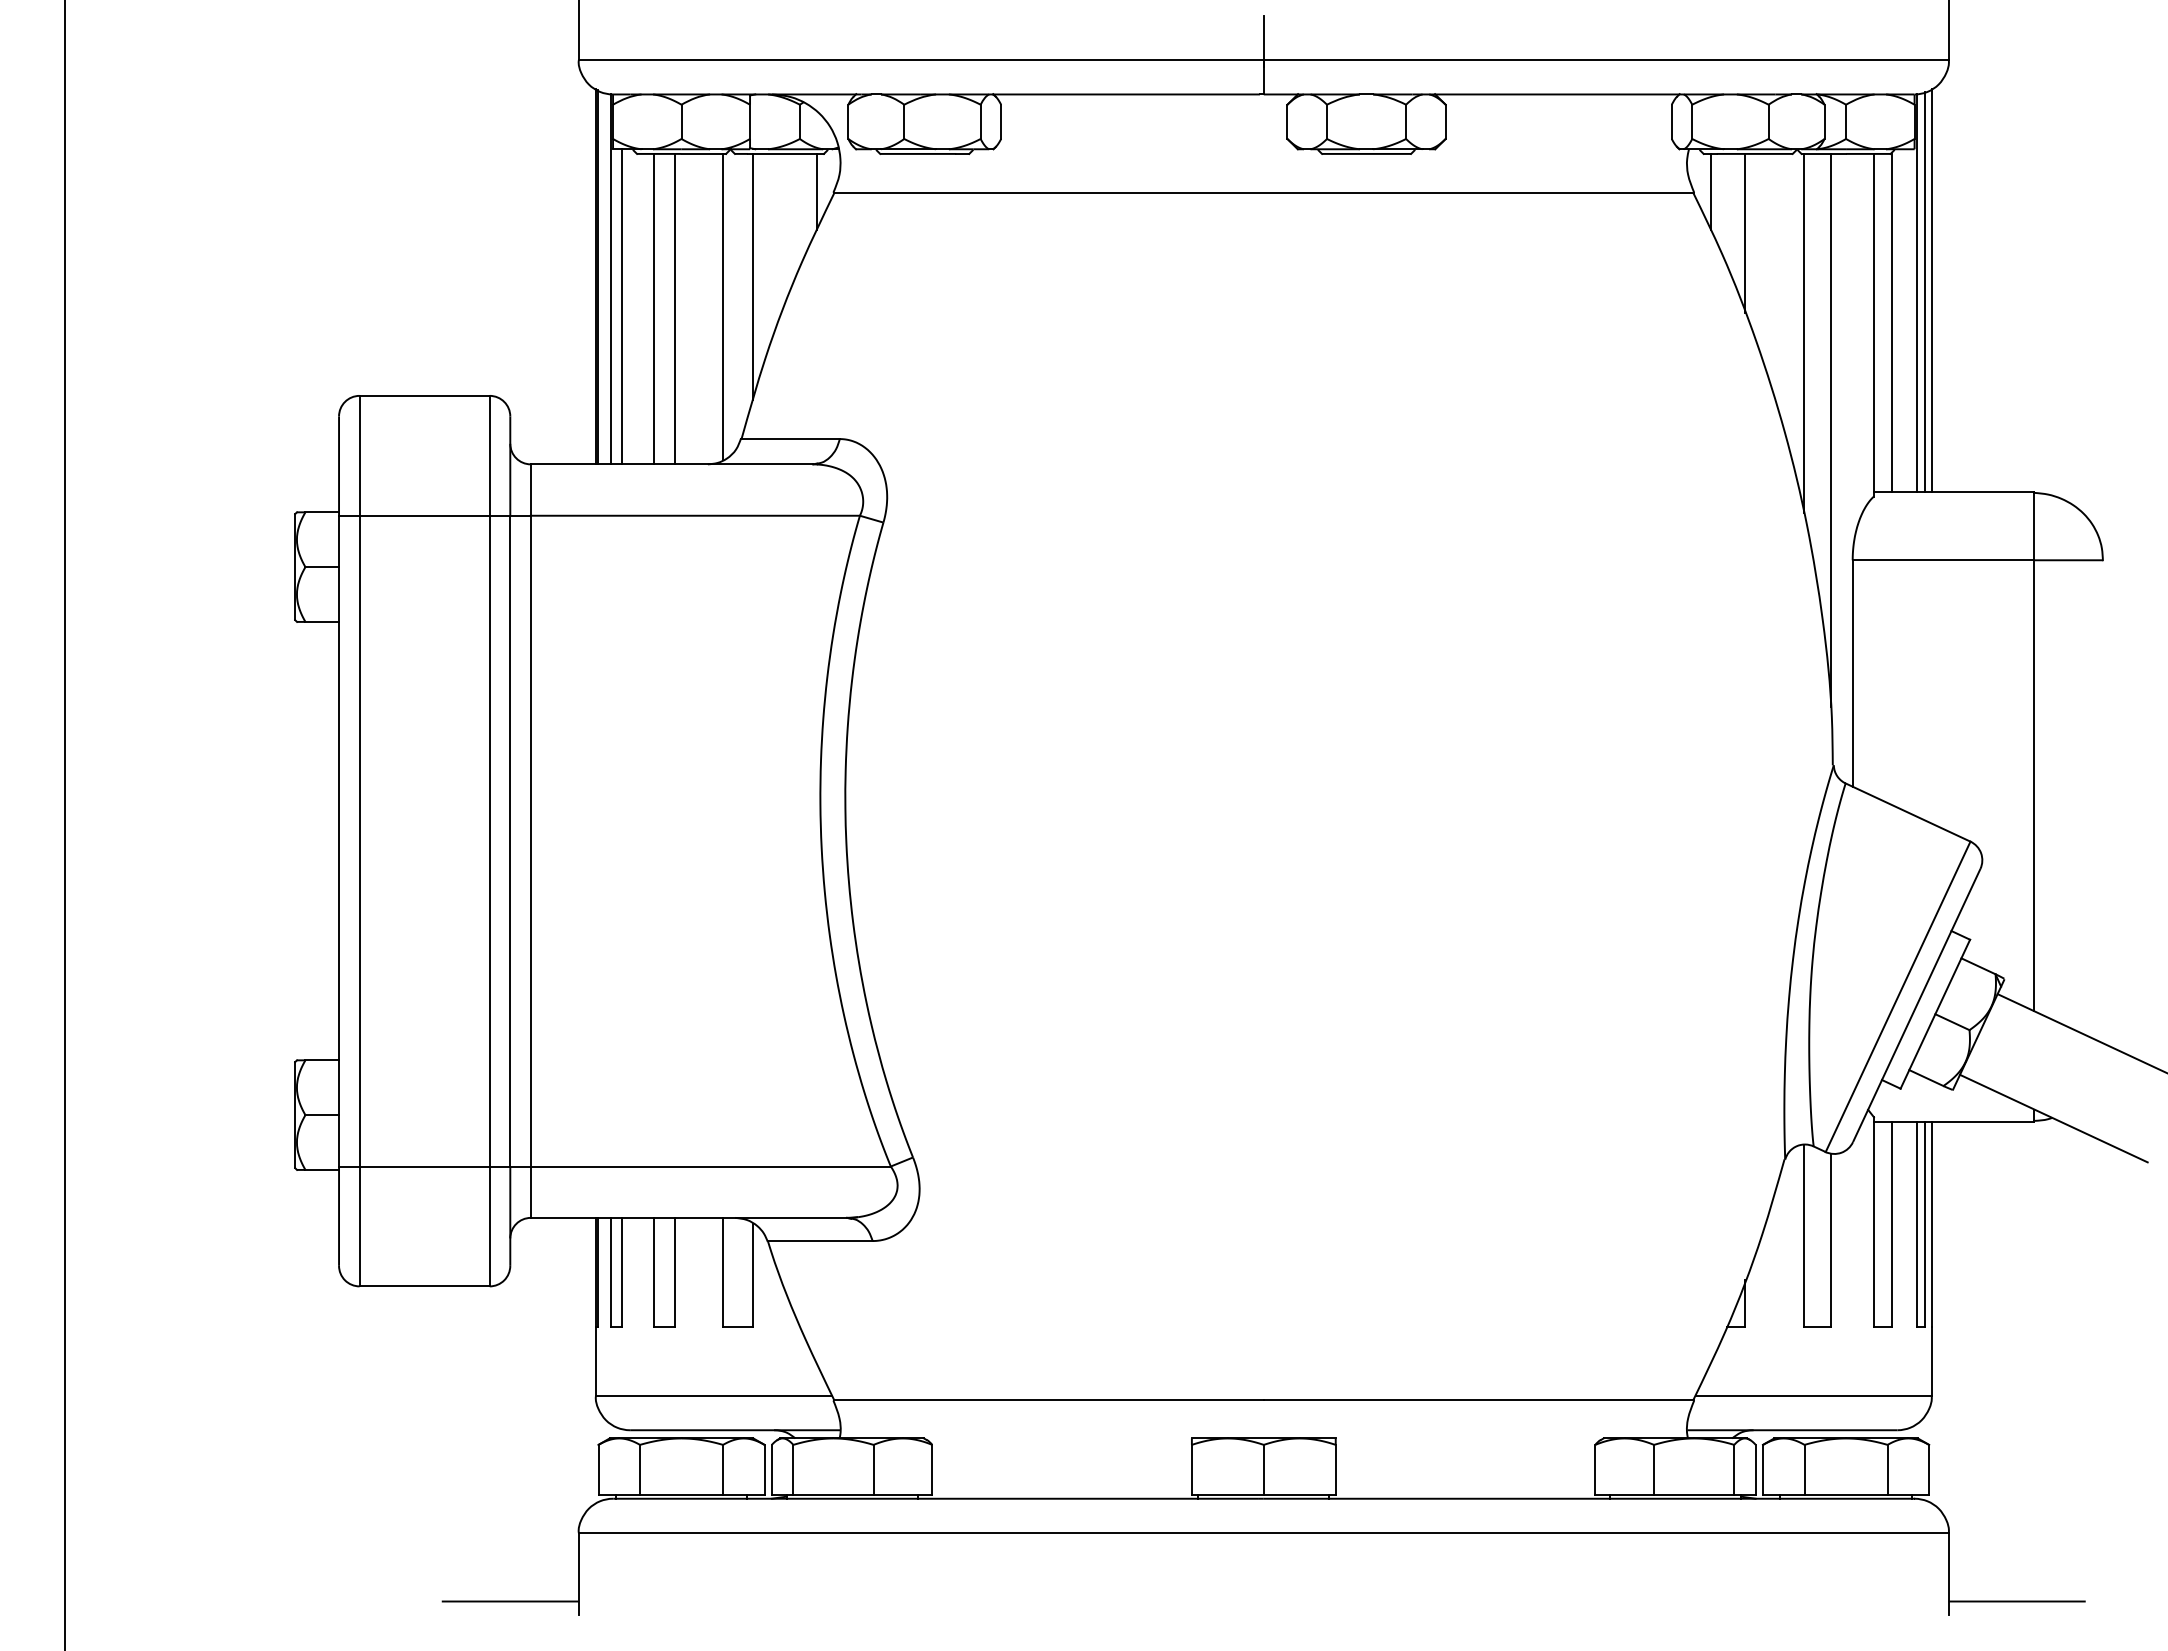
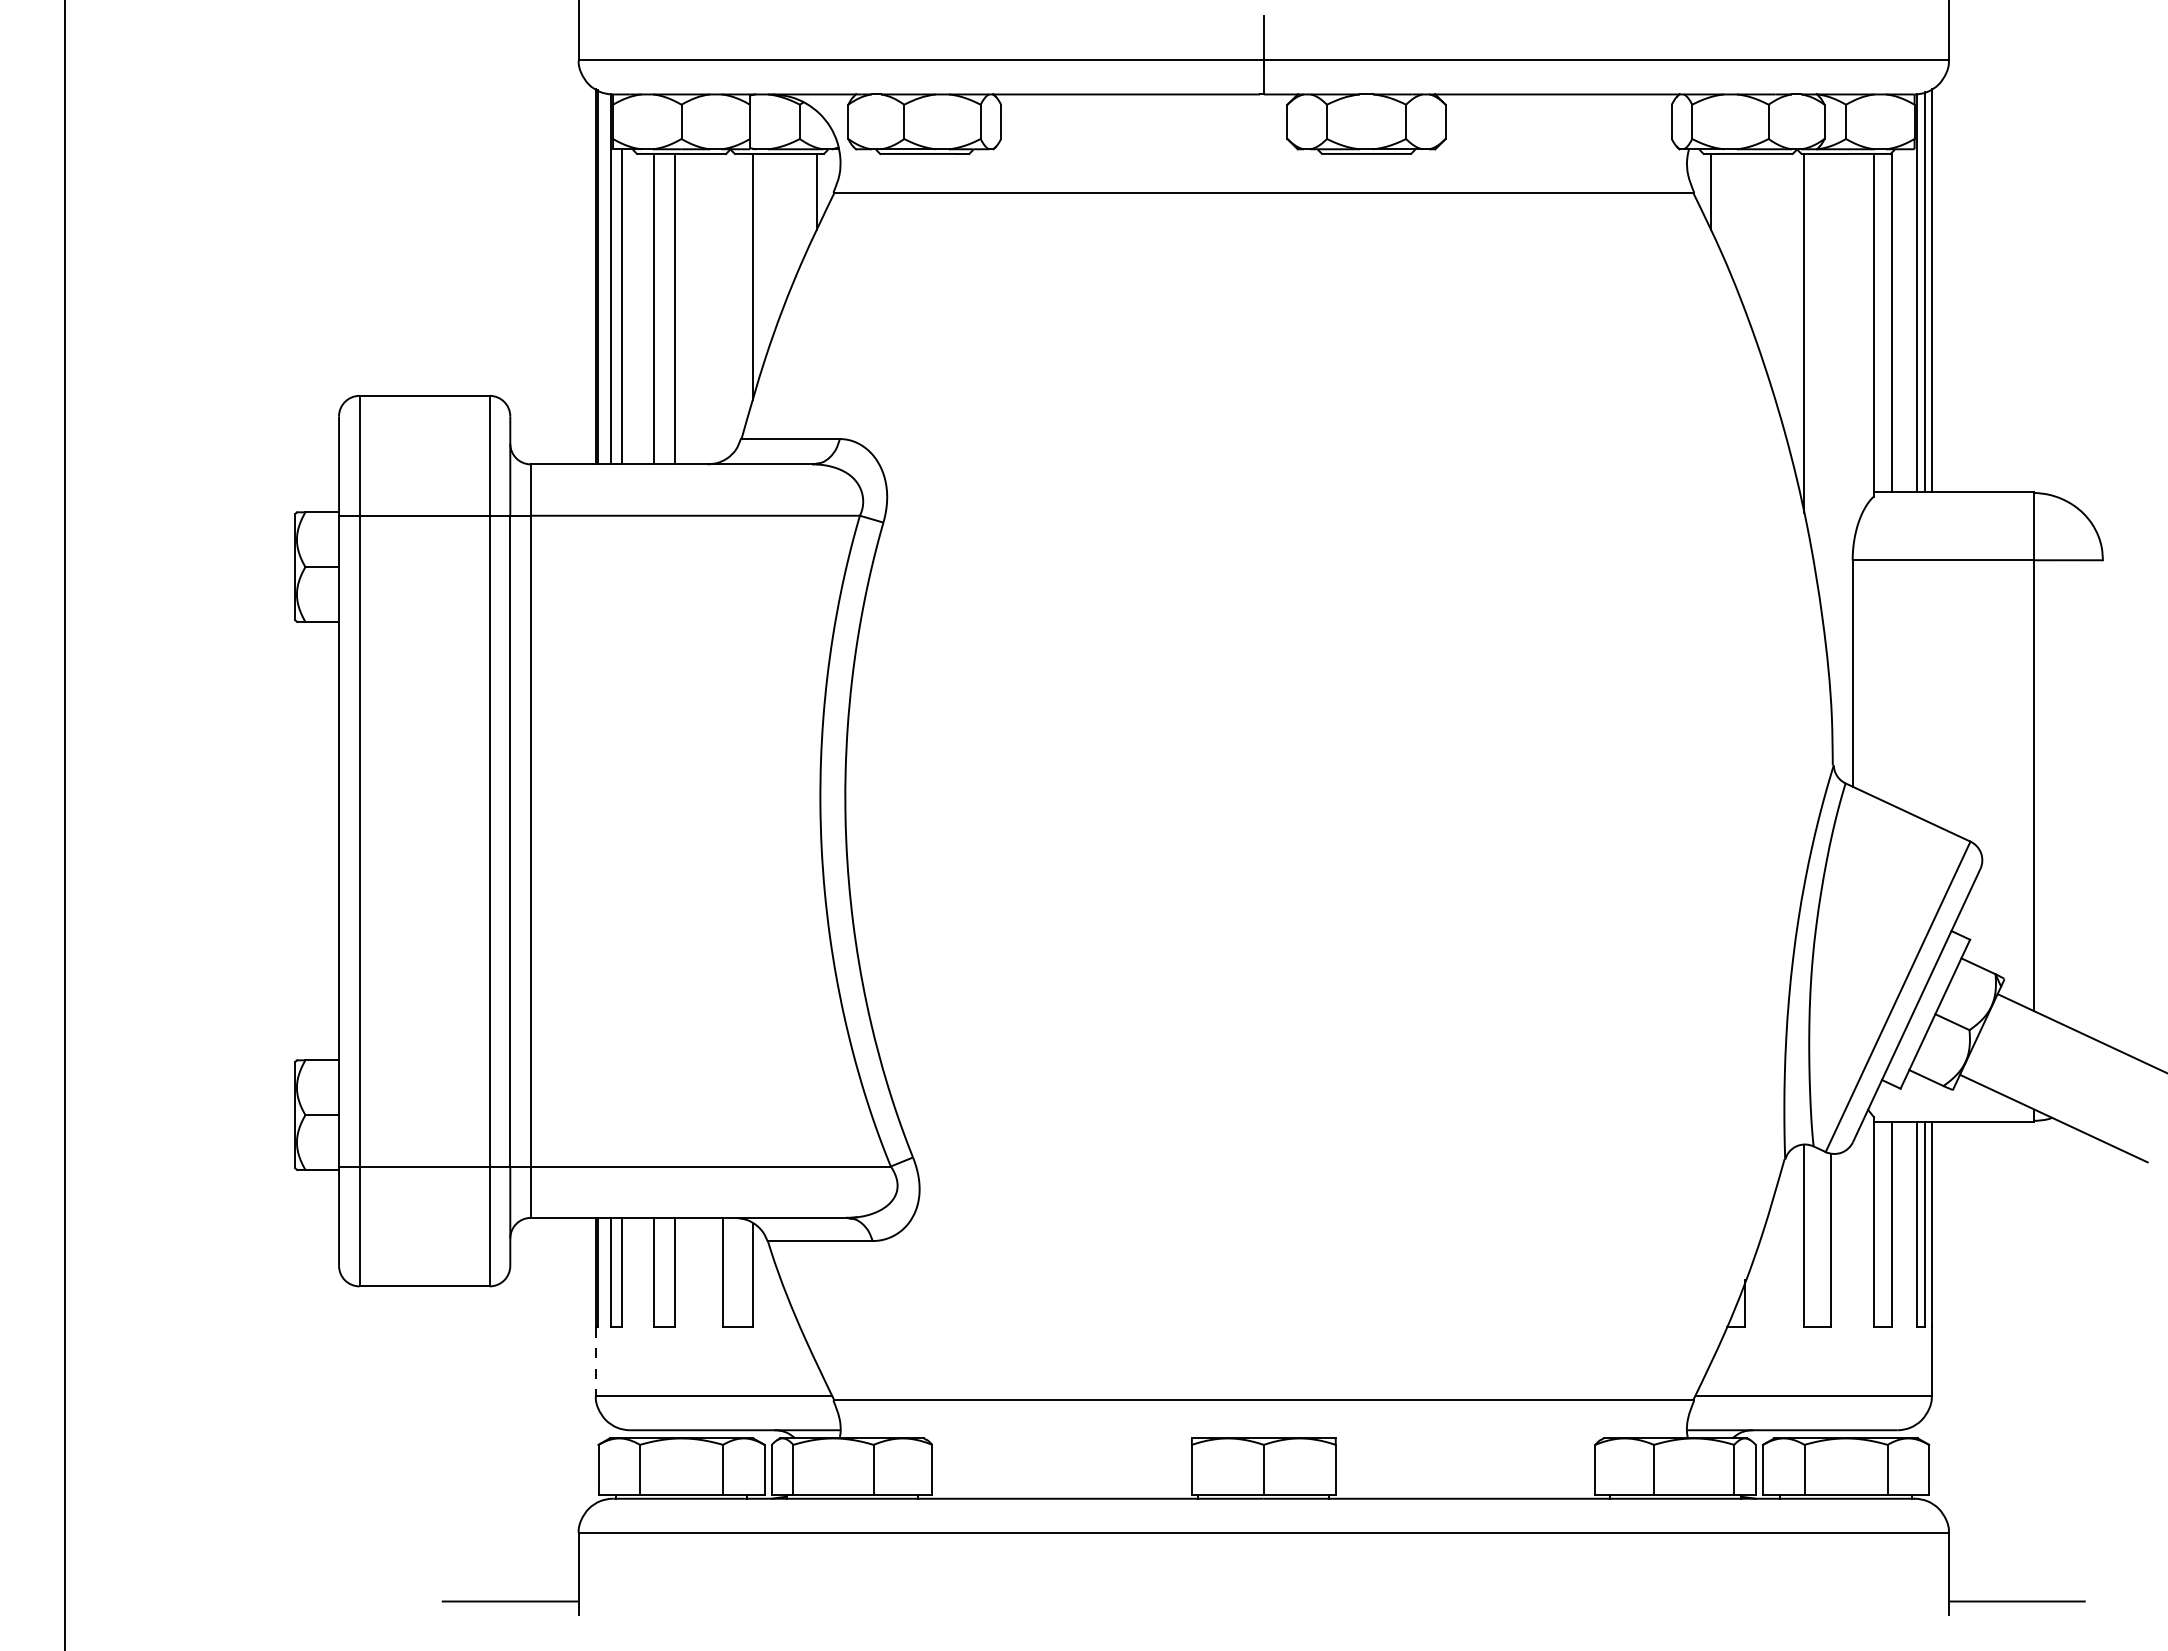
line: present -> none (1745, 232)
line: present -> none (723, 306)
line: present -> none (1830, 430)
line: solid -> dashed (595, 1362)
